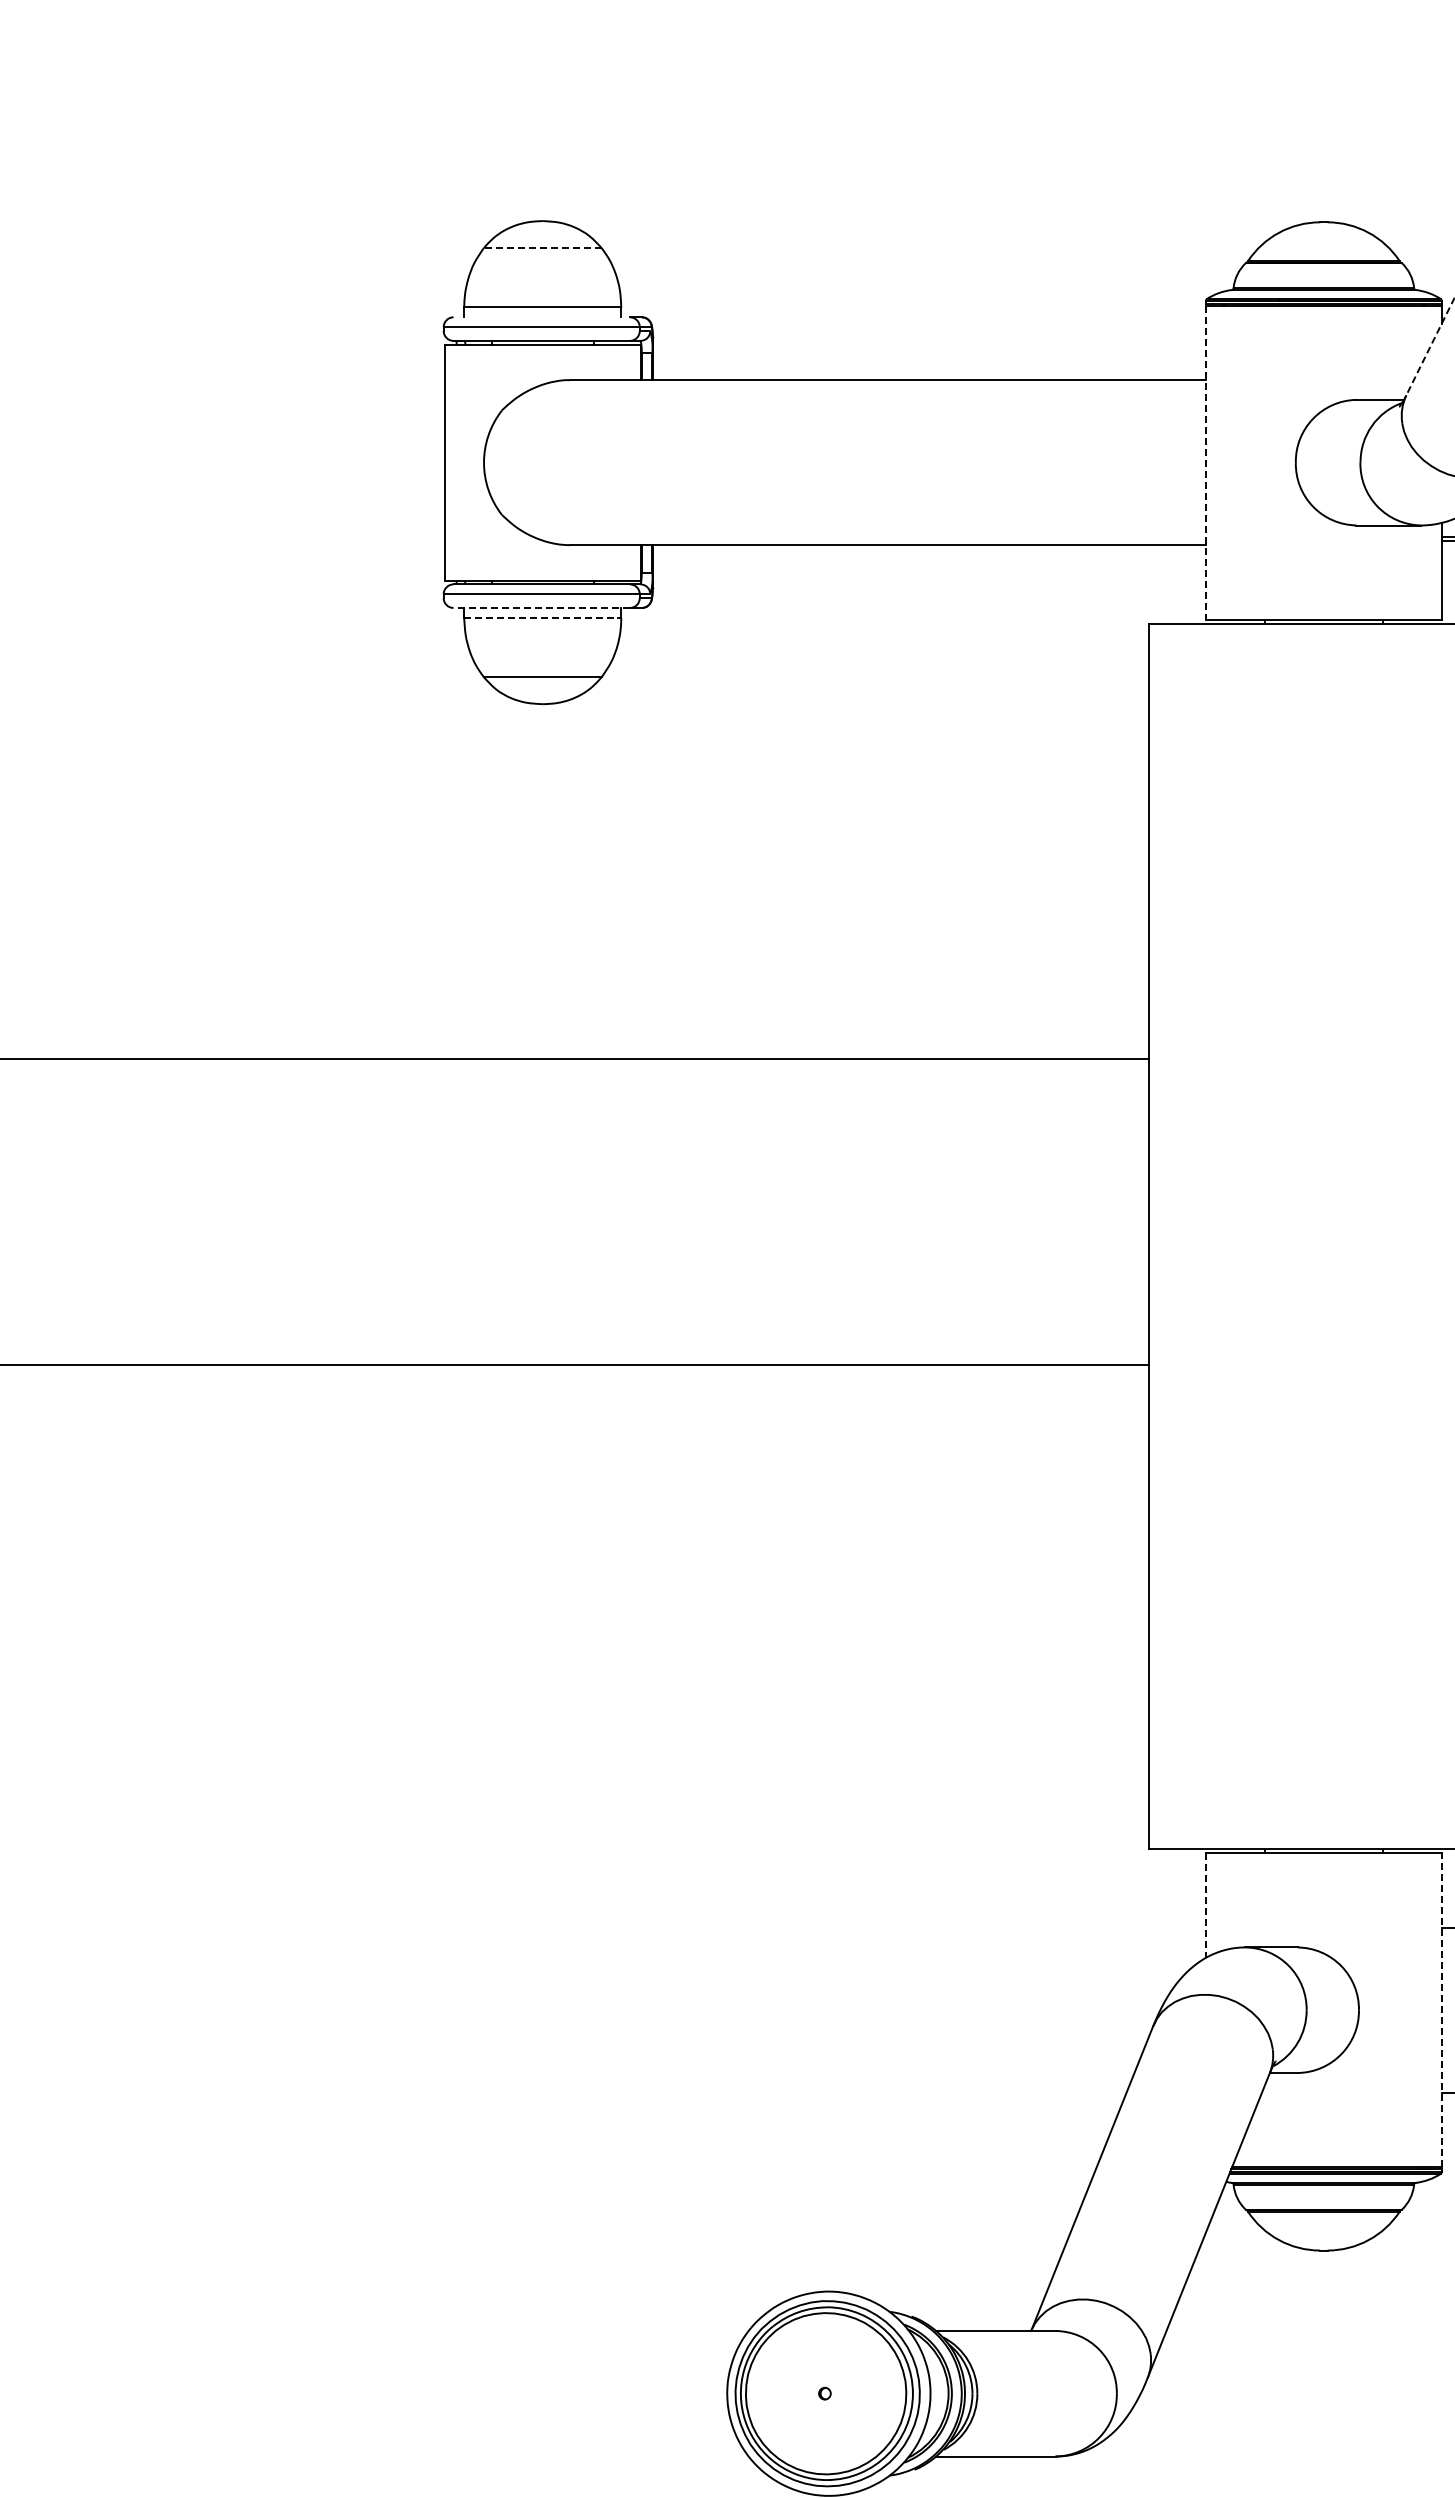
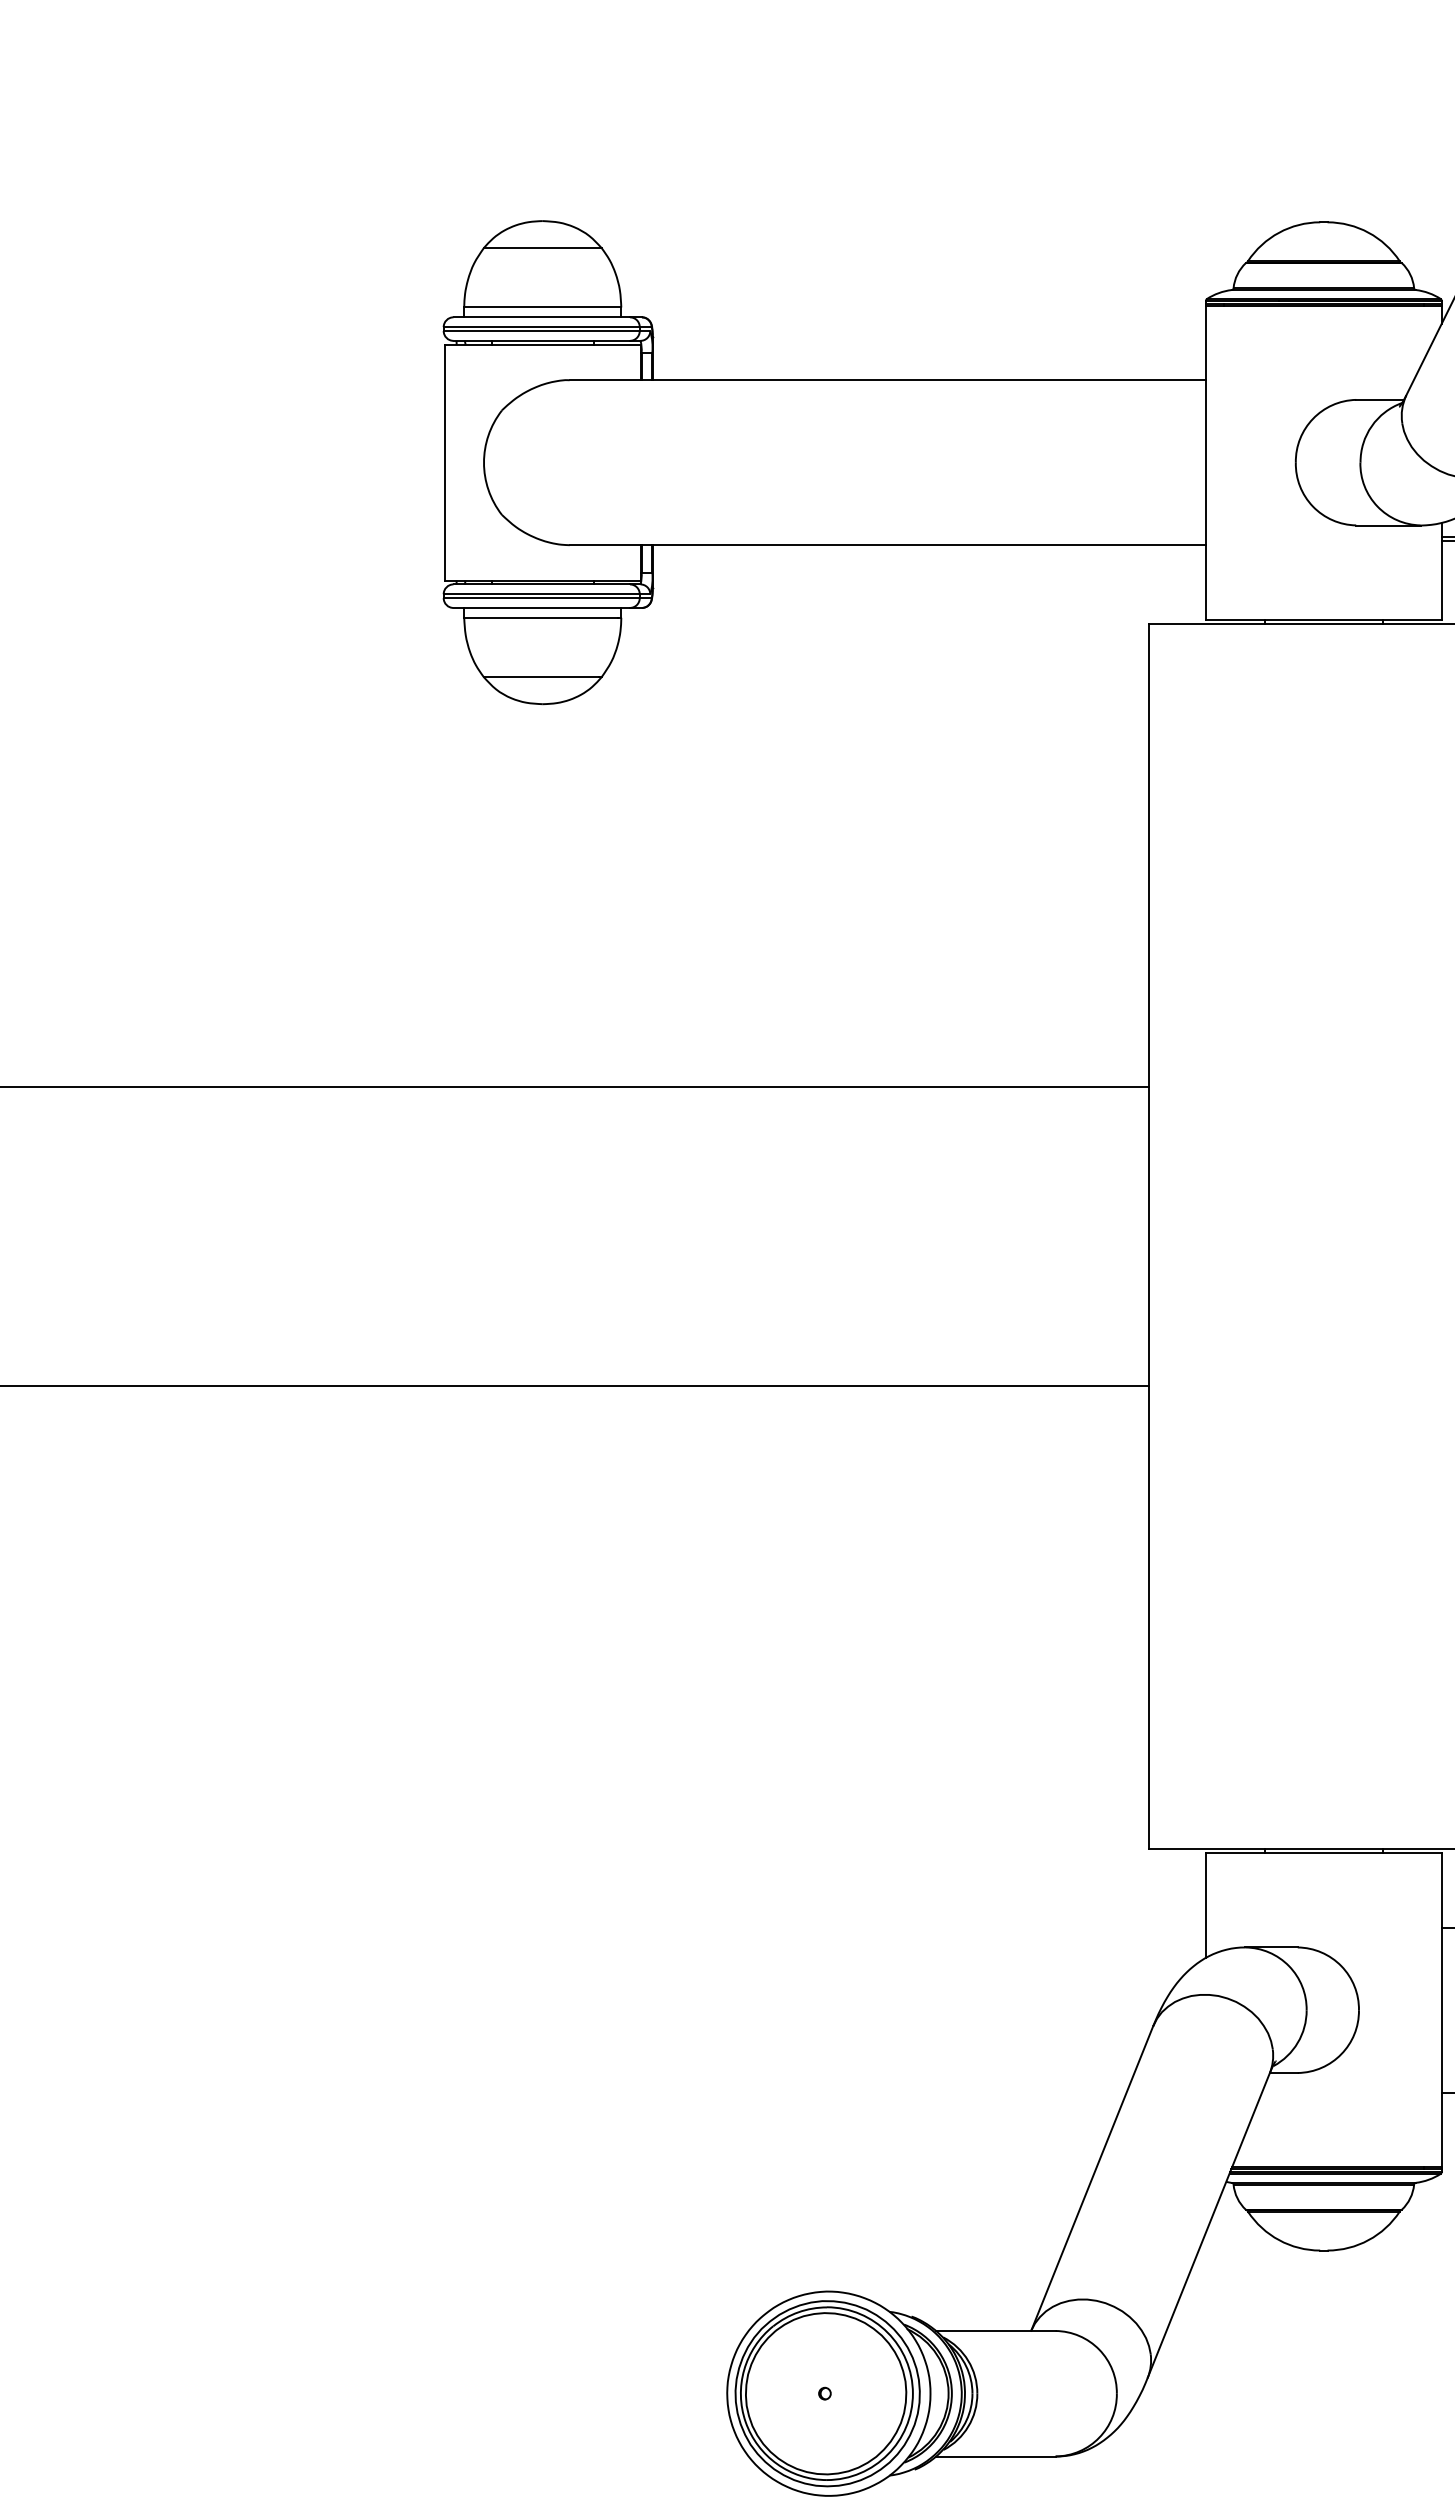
line: dashed -> solid (542, 248)
line: none -> present (541, 317)
line: none -> present (541, 331)
line: dashed -> solid (1430, 346)
line: dashed -> solid (1206, 463)
line: none -> present (541, 598)
line: dashed -> solid (541, 608)
line: dashed -> solid (540, 617)
line position: (575, 1059) -> (575, 1087) (575, 1087)
line position: (575, 1364) -> (575, 1385) (575, 1385)
line: dashed -> solid (1206, 1906)
line: dashed -> solid (1441, 2009)
